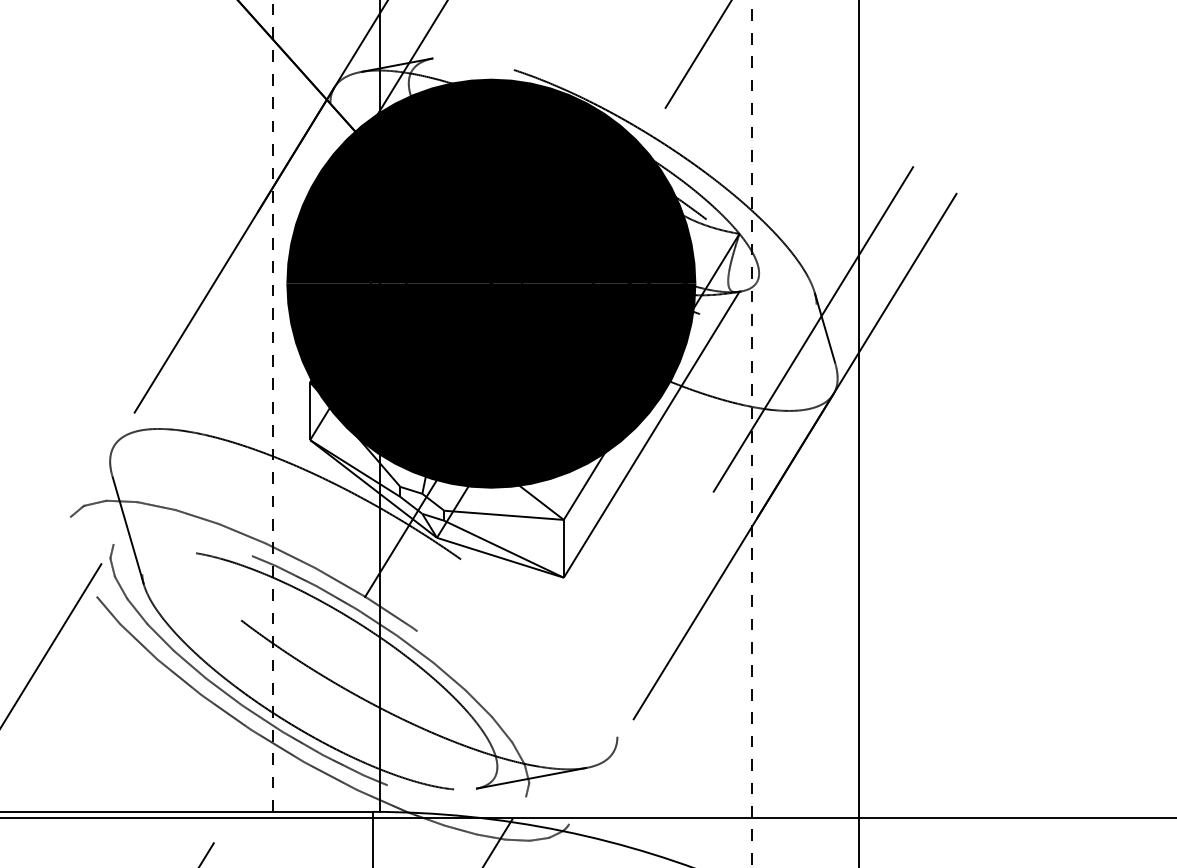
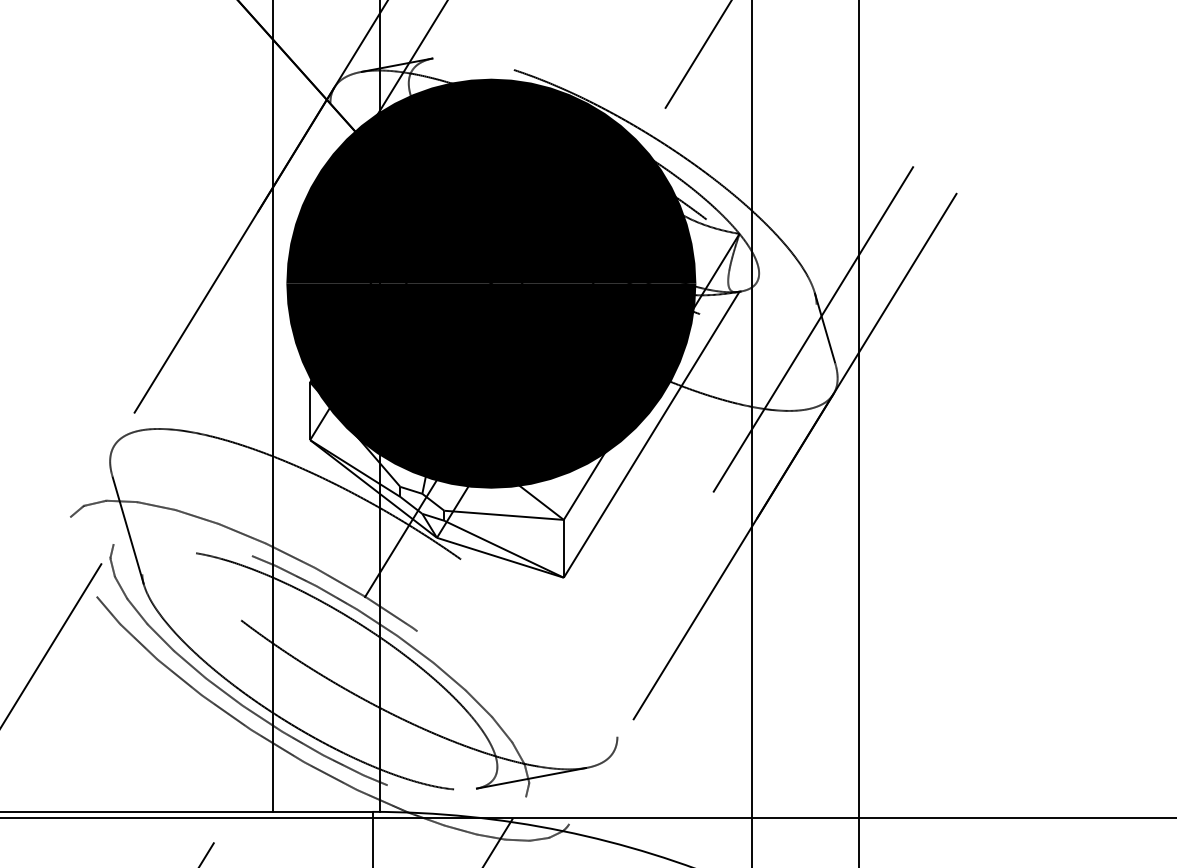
line: dashed -> solid (272, 405)
line: dashed -> solid (751, 434)
